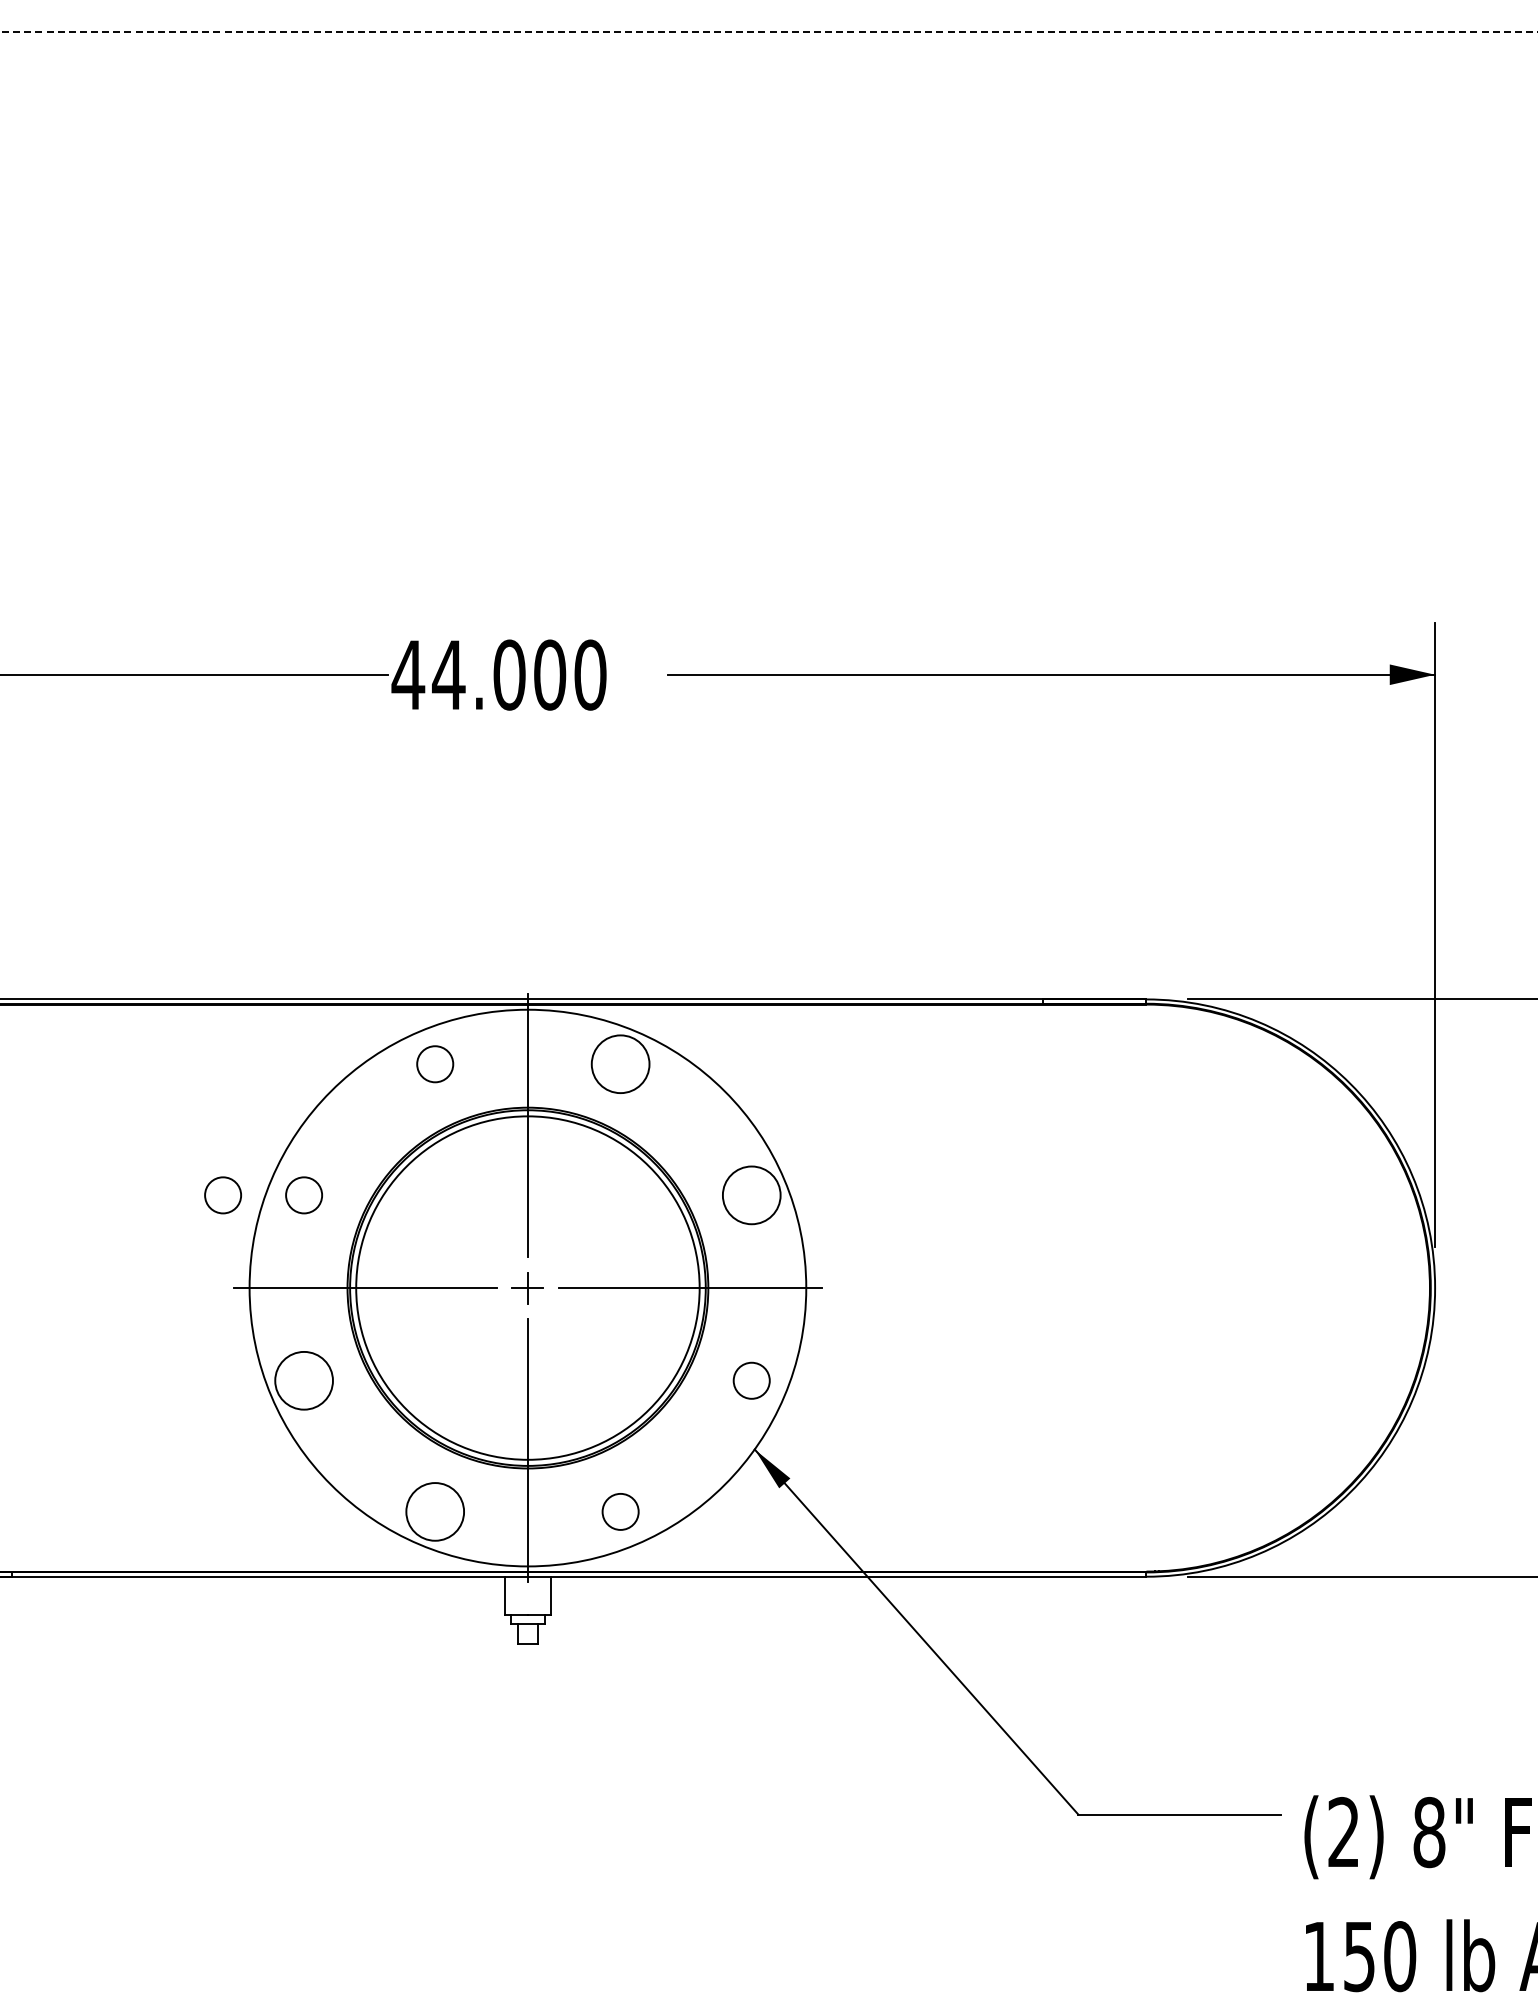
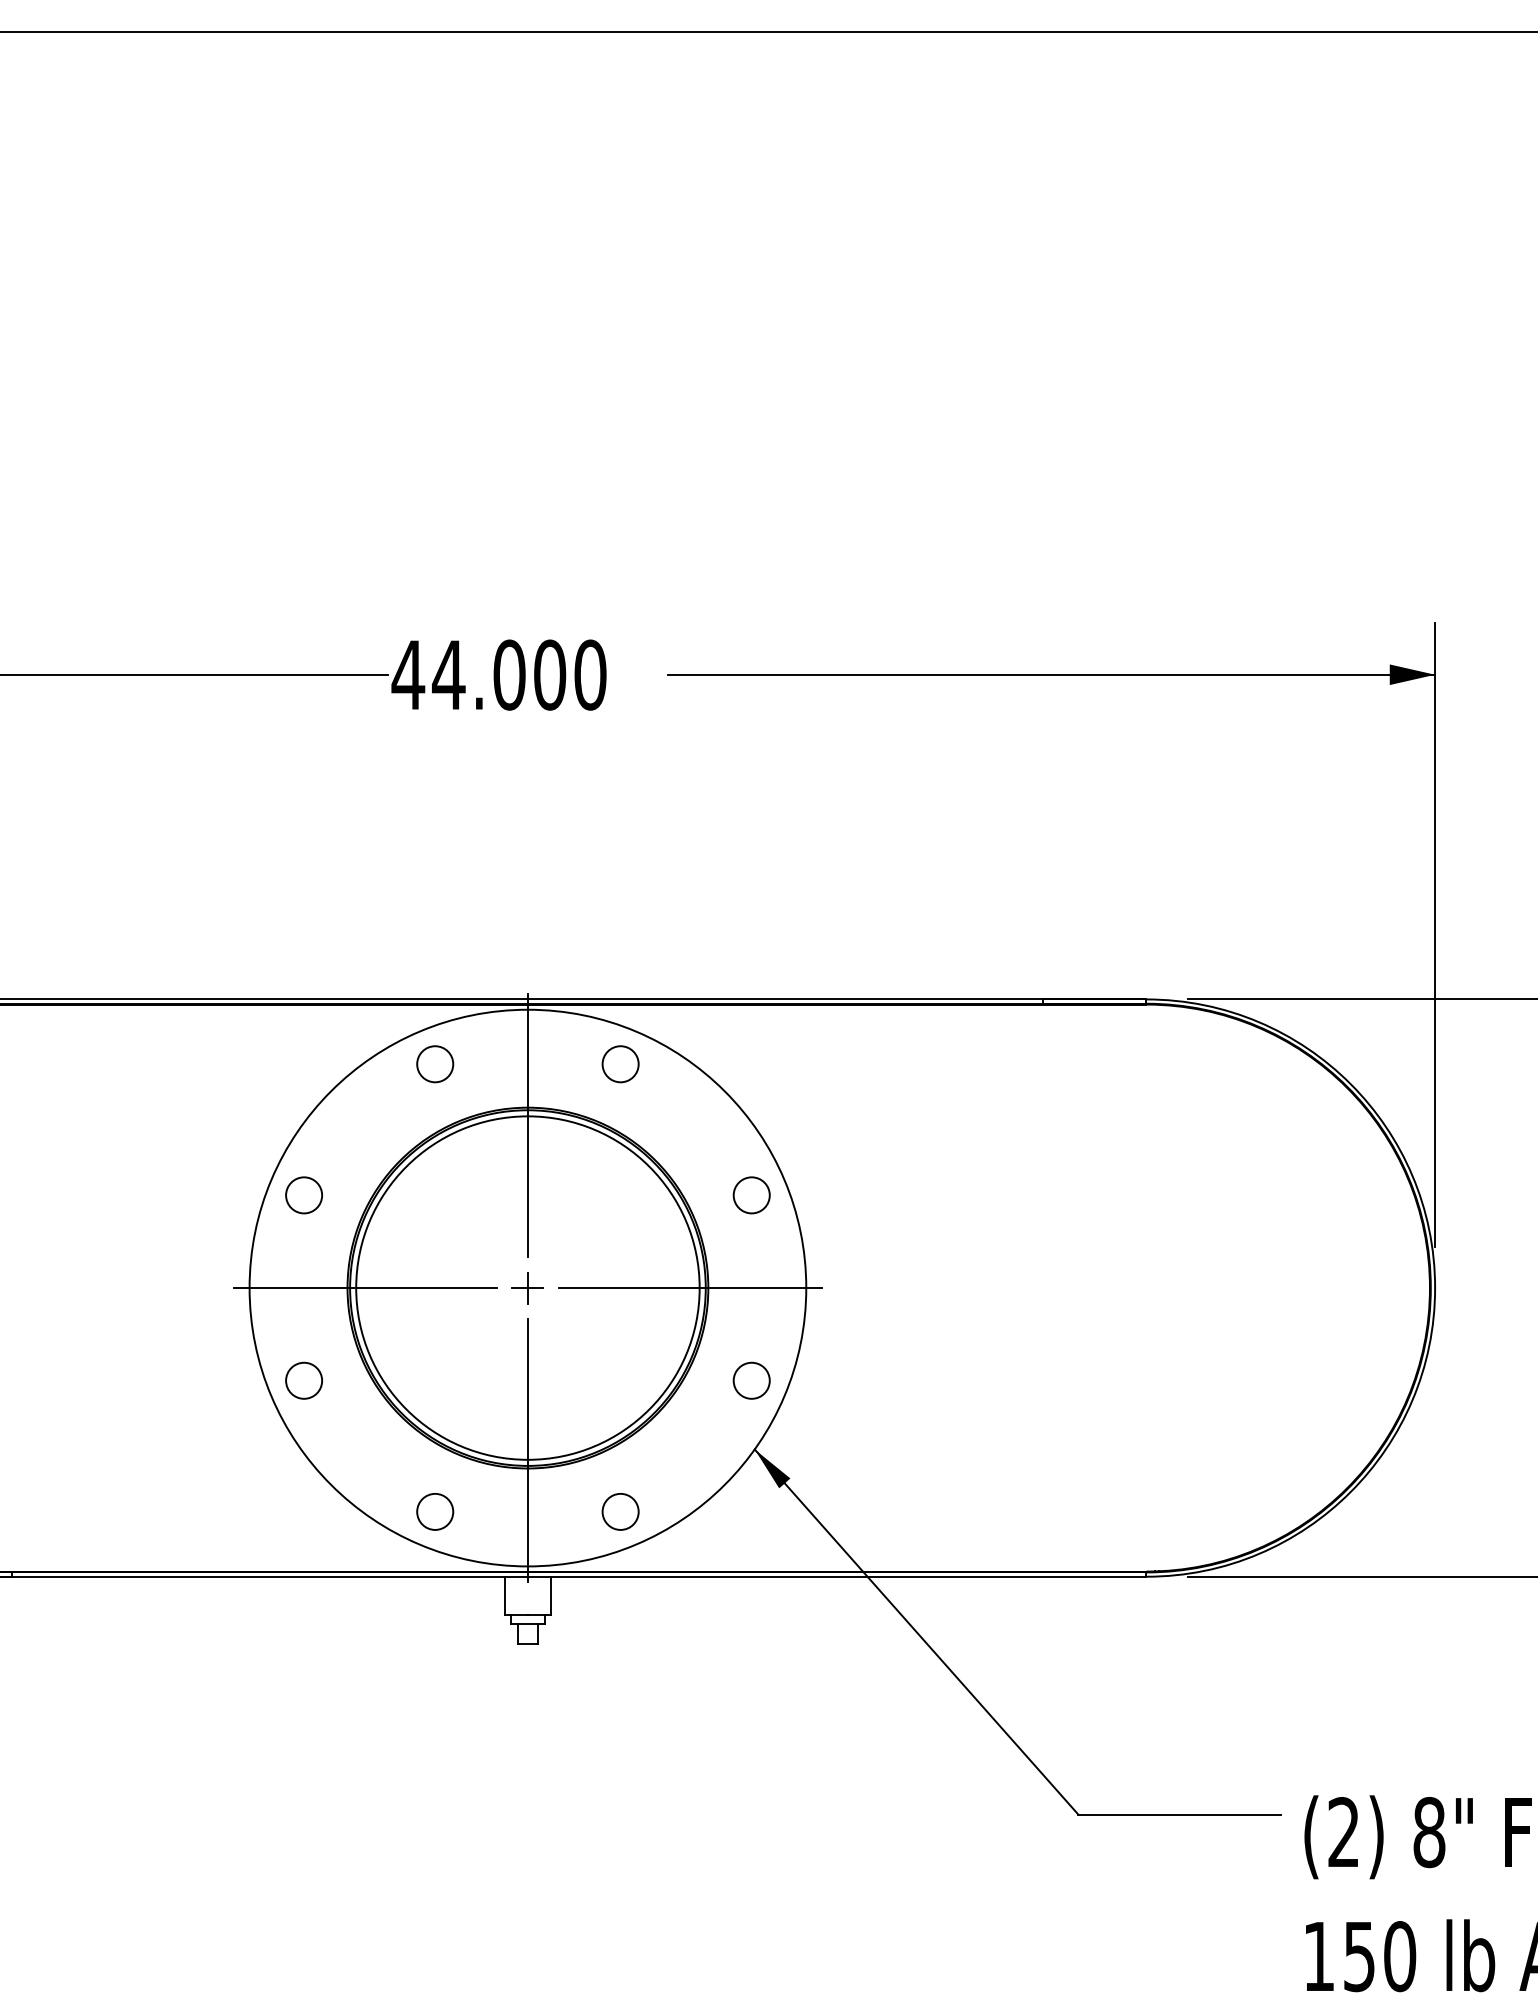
line: dashed -> solid (769, 32)
circle diameter: 58 px -> 36 px (620, 1064)
circle: present -> none (222, 1195)
circle diameter: 58 px -> 36 px (751, 1195)
circle diameter: 58 px -> 36 px (304, 1380)
circle diameter: 58 px -> 36 px (435, 1511)
